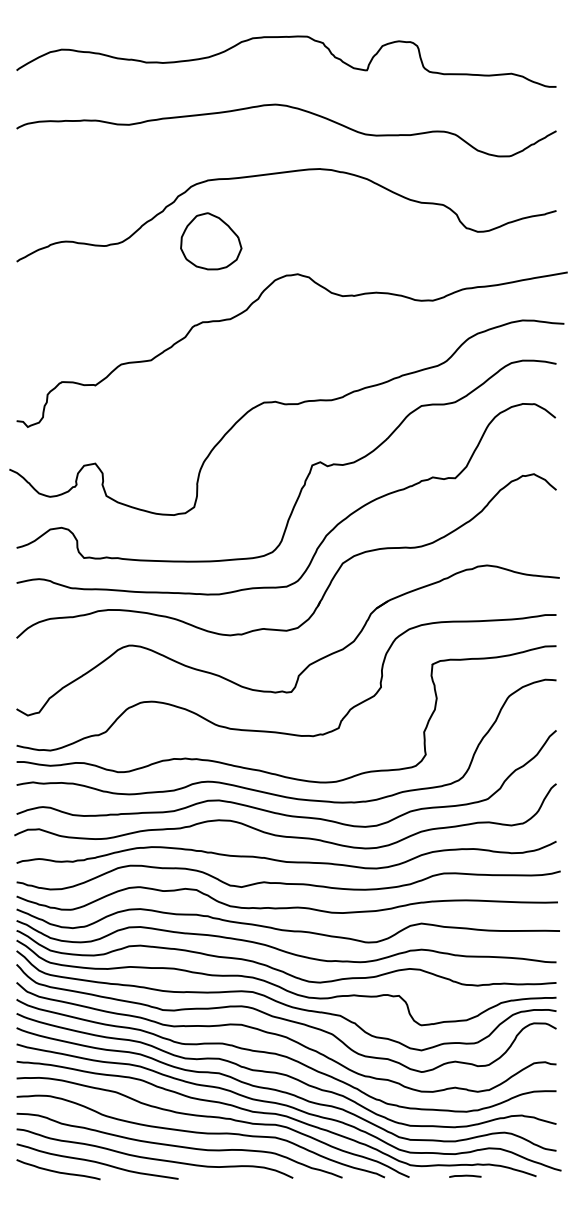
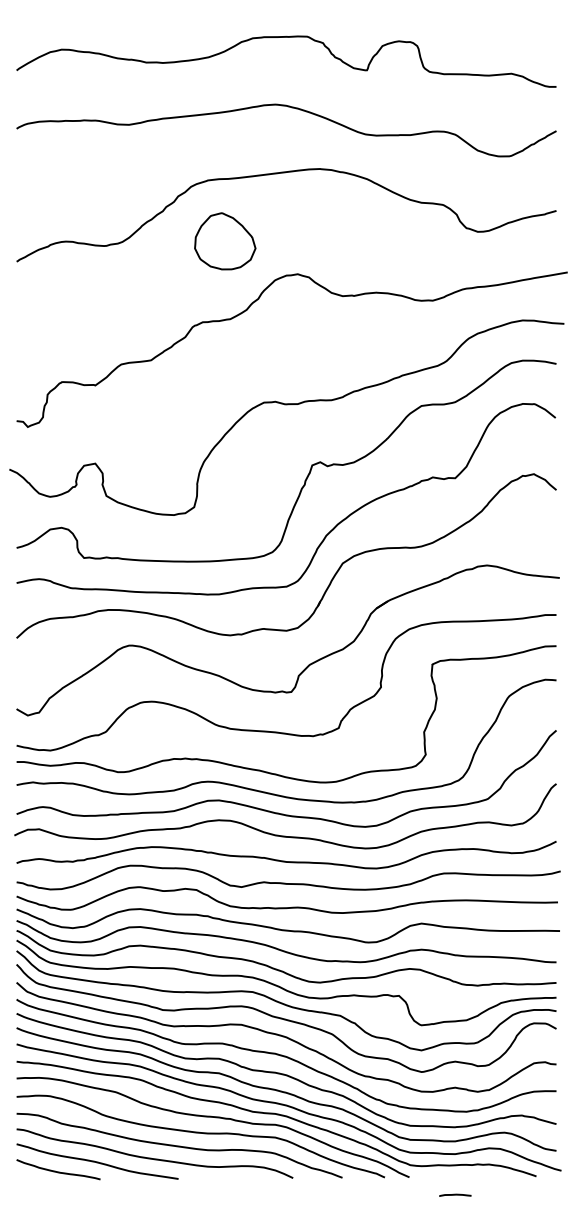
part position: (211, 241) -> (225, 241) (225, 241)
line position: (465, 1175) -> (455, 1194) (455, 1194)
